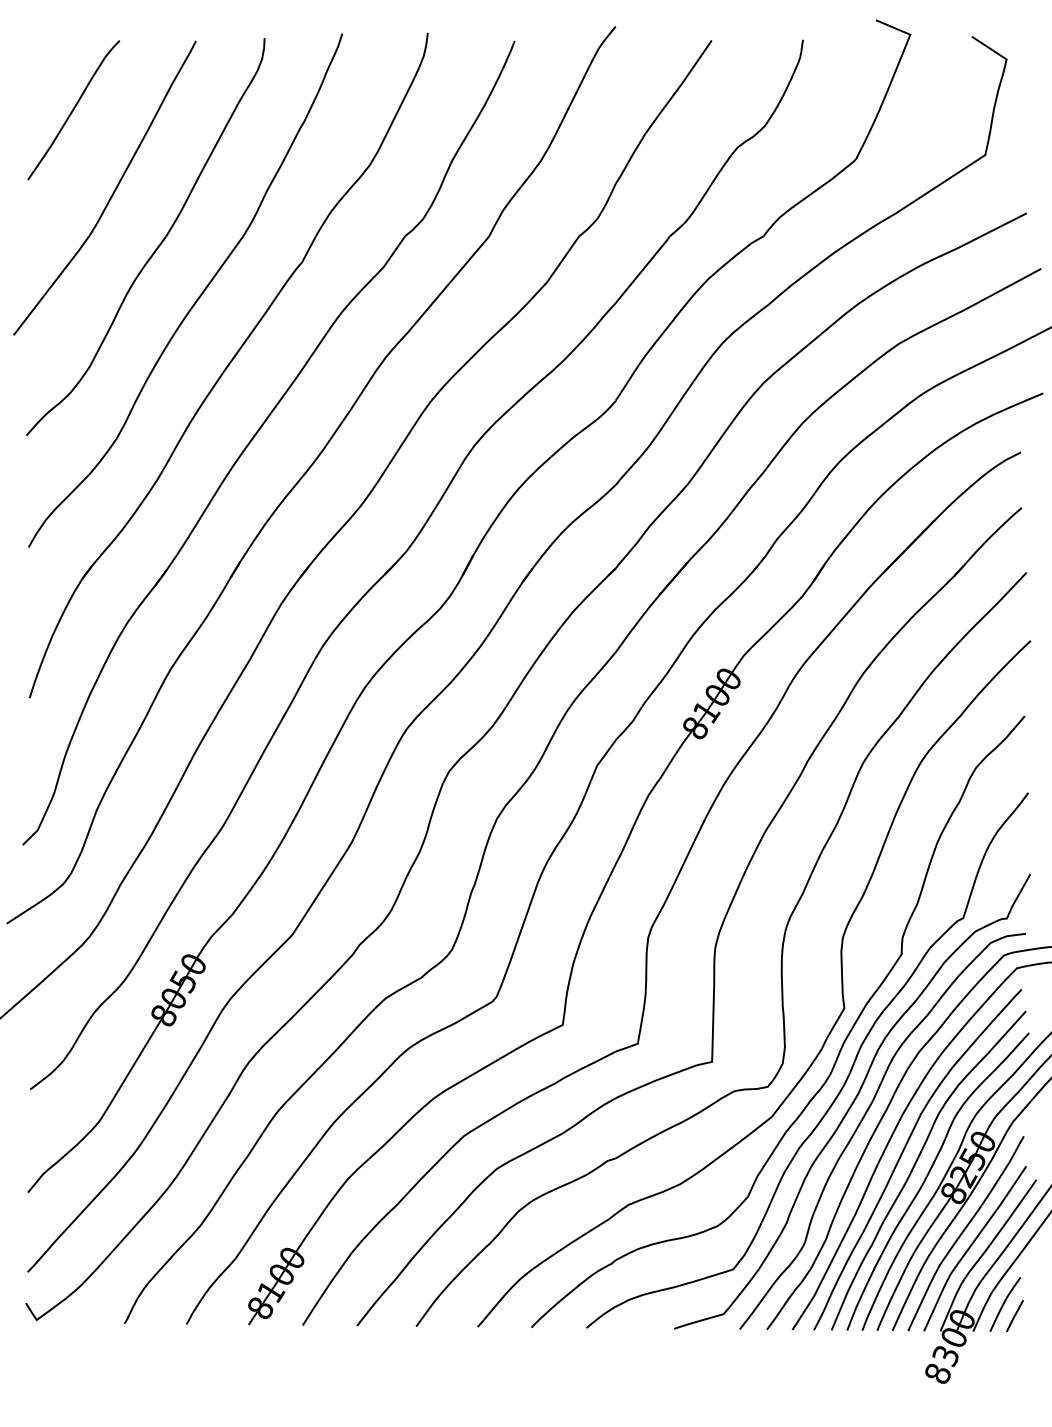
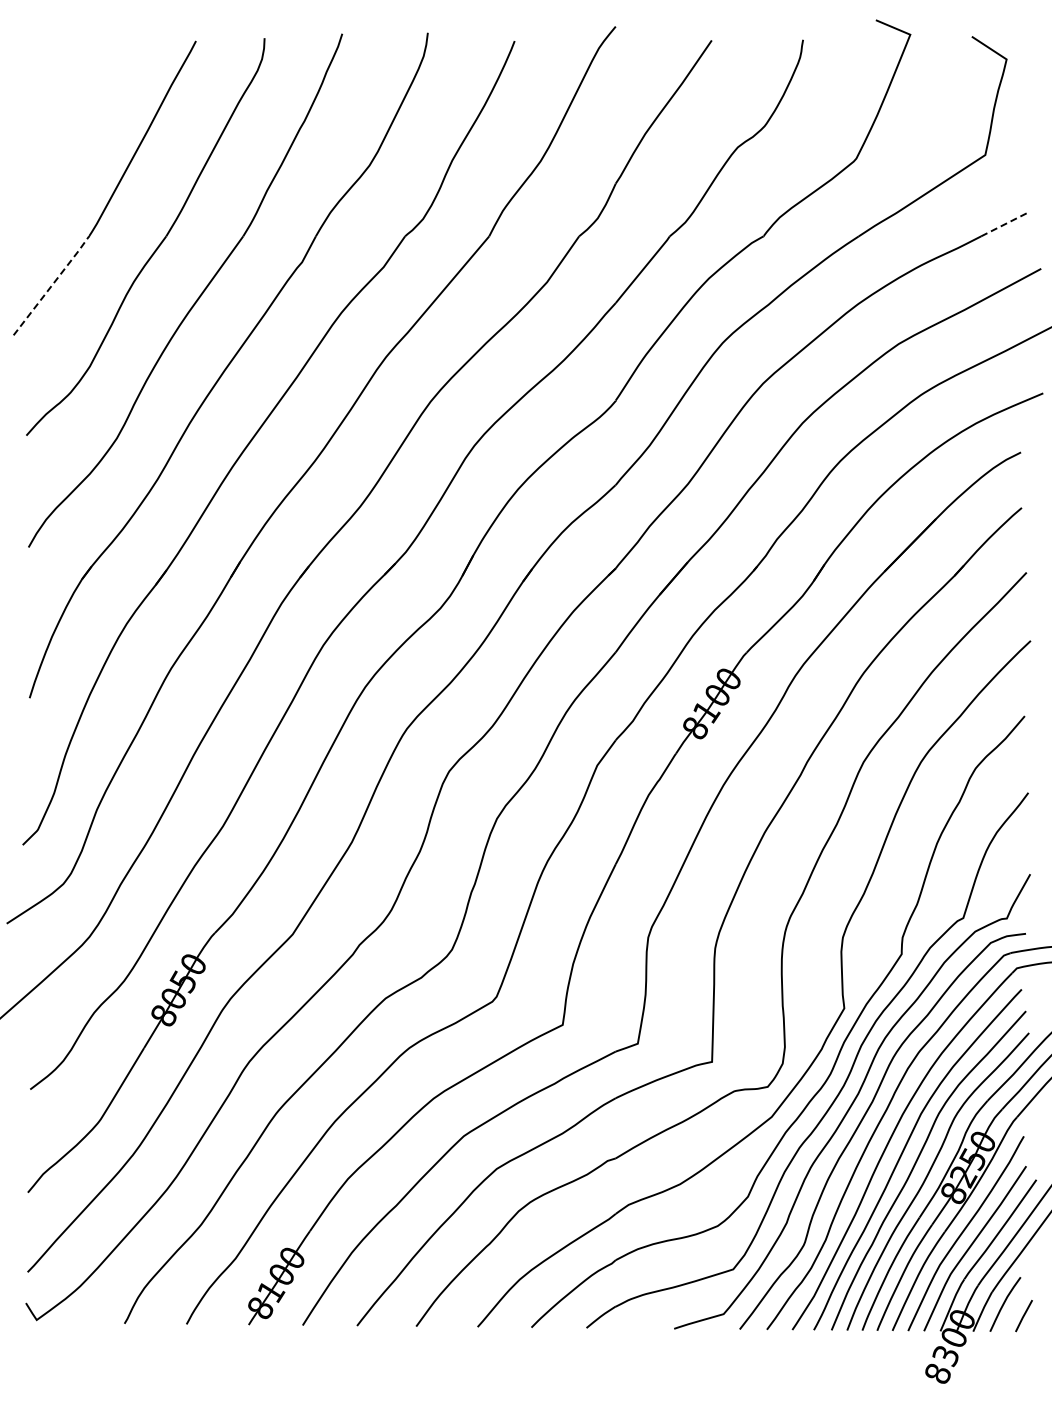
curve: present -> none (73, 110)
line: solid -> dashed (1004, 224)
line: solid -> dashed (52, 285)
line position: (1014, 1316) -> (1023, 1316) (1023, 1316)
